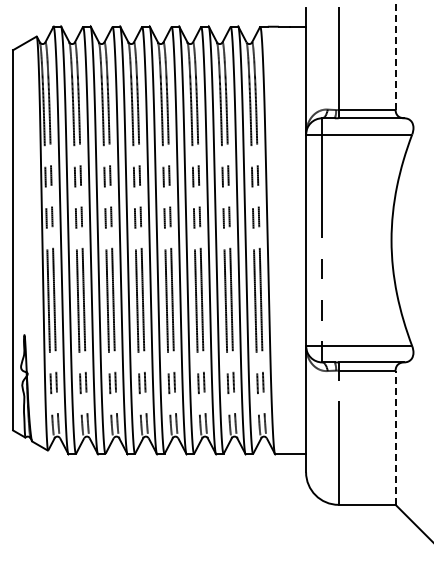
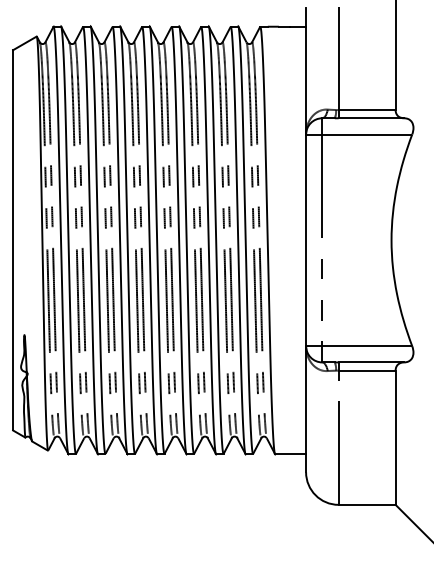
line: dashed -> solid (395, 55)
line: dashed -> solid (395, 437)
